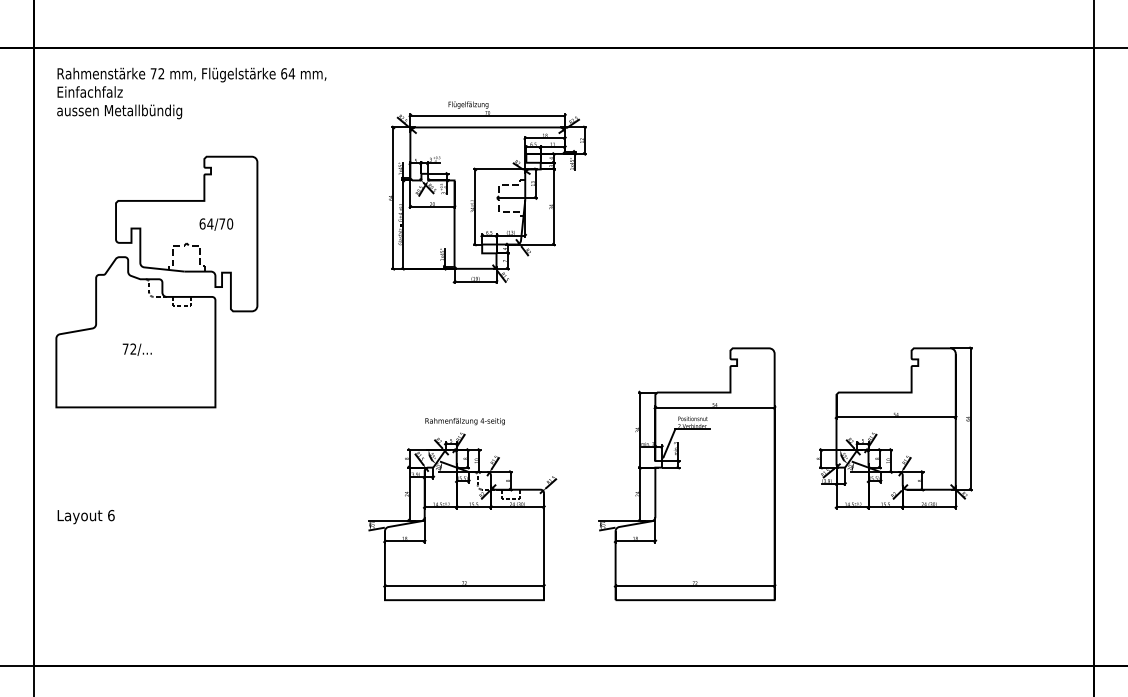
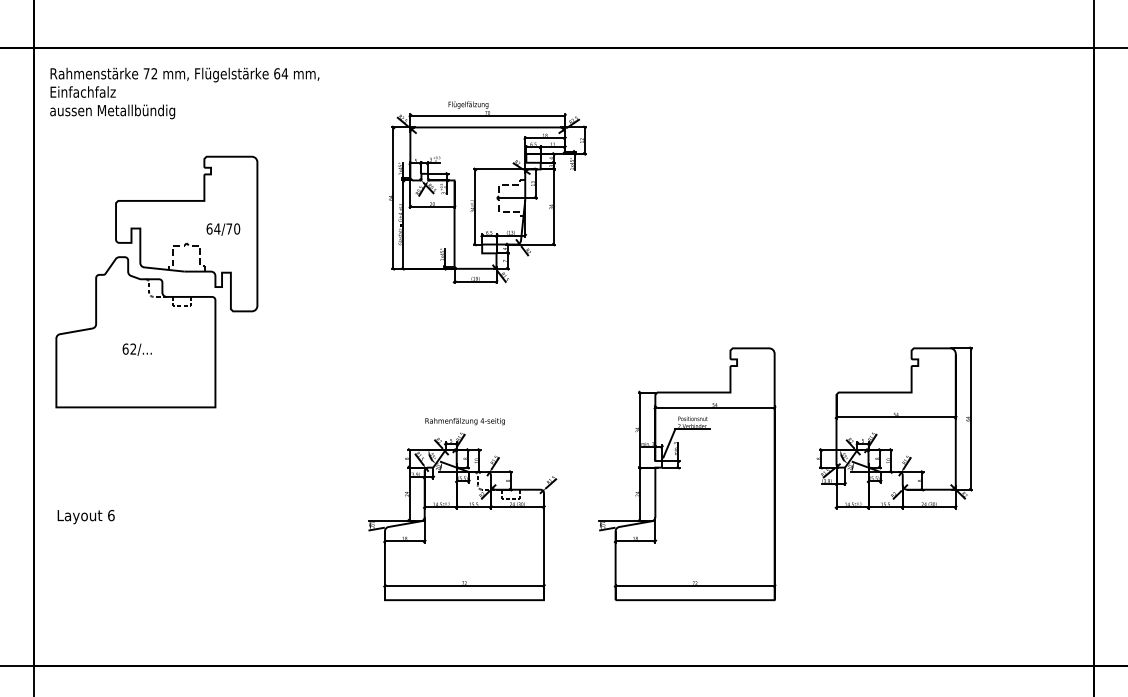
text position: (191, 93) -> (184, 93) (184, 93)
text position: (216, 224) -> (223, 229) (223, 229)
text: 72/... -> 62/... (125, 348)
